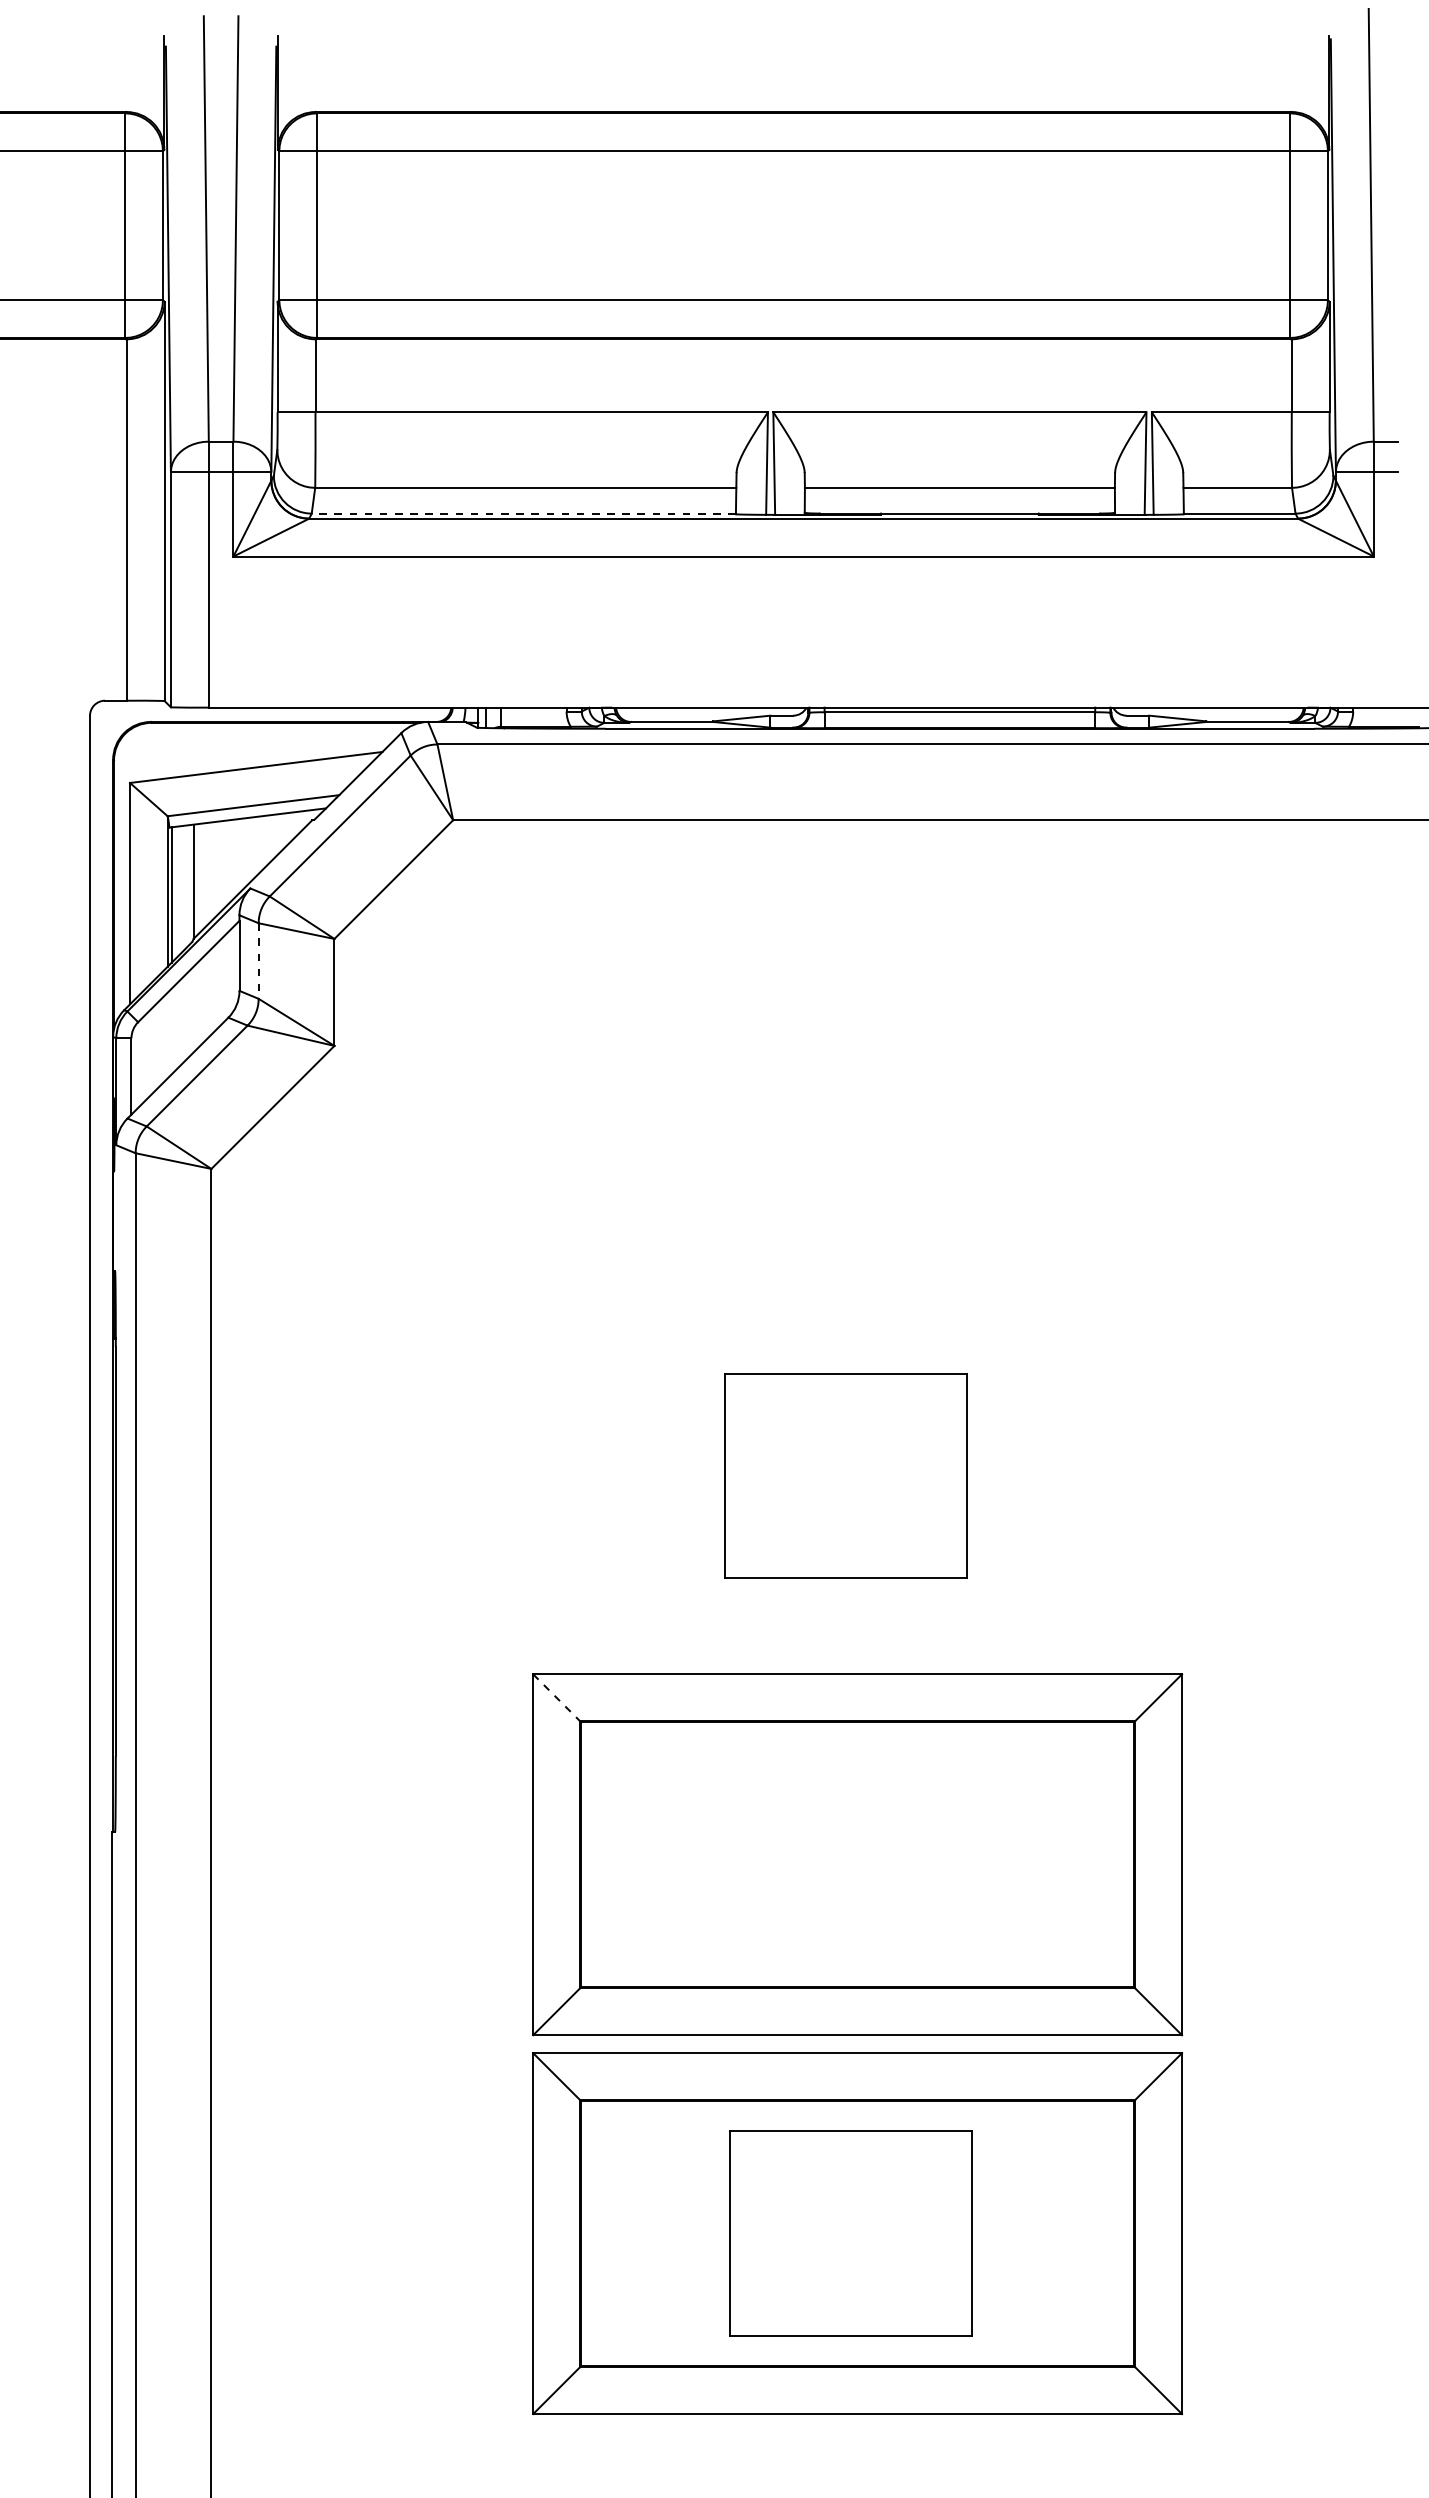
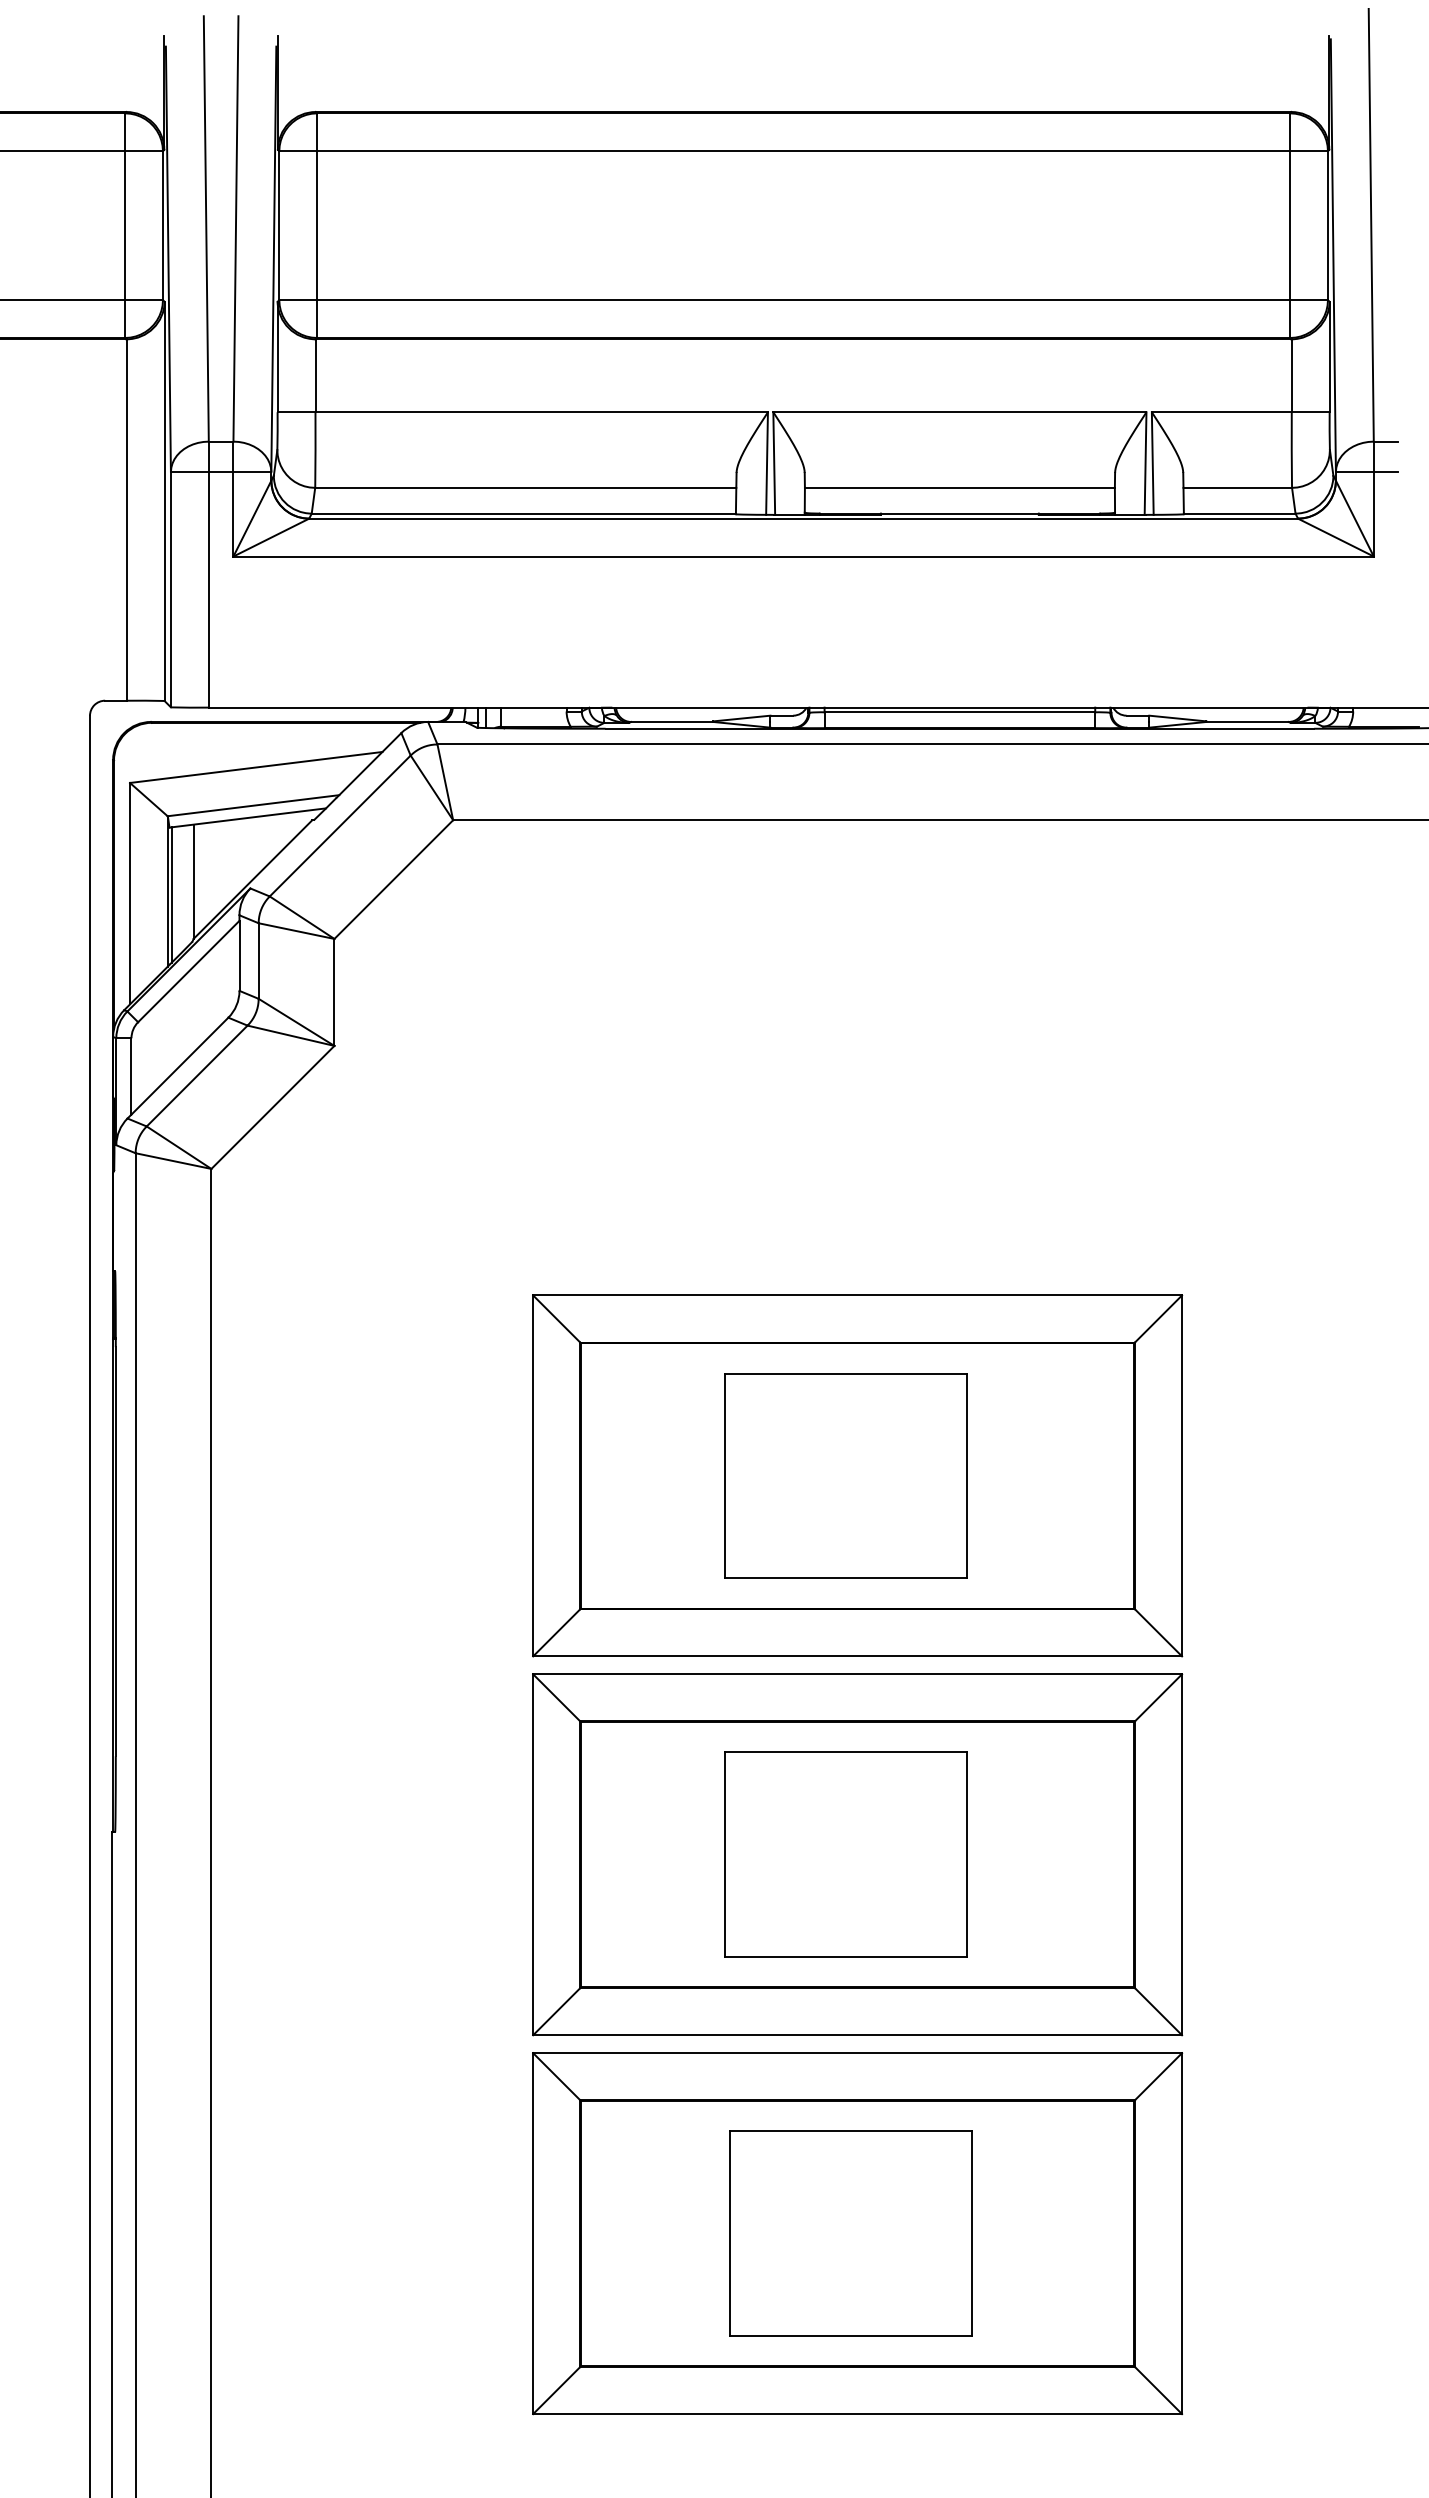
line: dashed -> solid (523, 513)
line: dashed -> solid (258, 961)
part: none -> present (857, 1475)
line: dashed -> solid (557, 1698)
part: none -> present (845, 1854)
